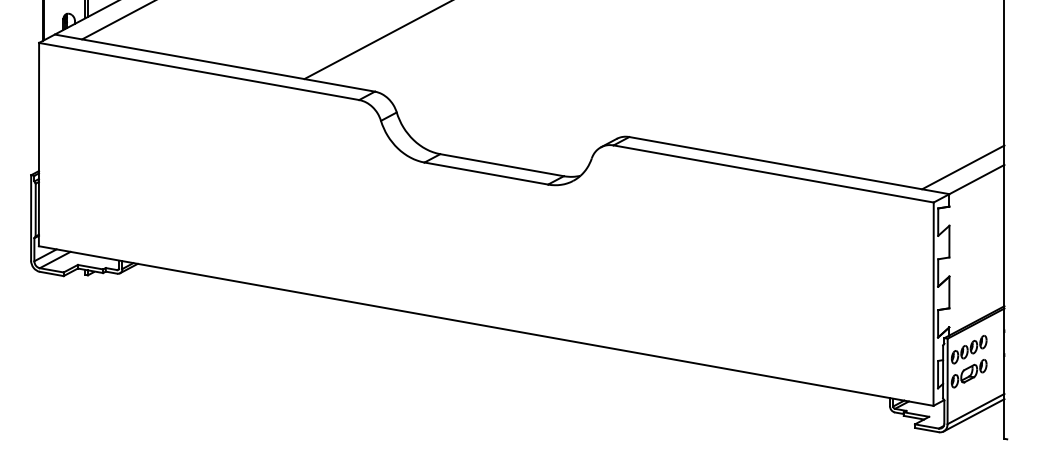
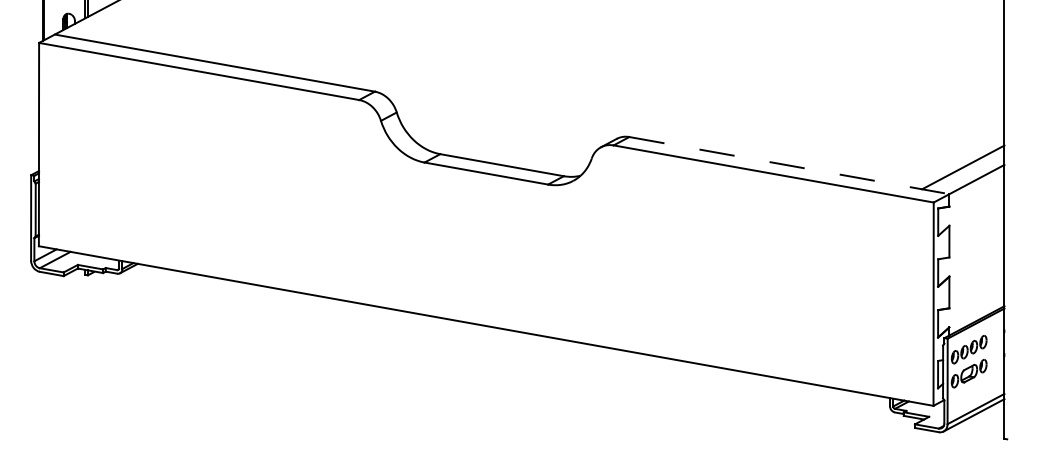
line: present -> none (116, 20)
line: present -> none (376, 40)
line: solid -> dashed (789, 165)
